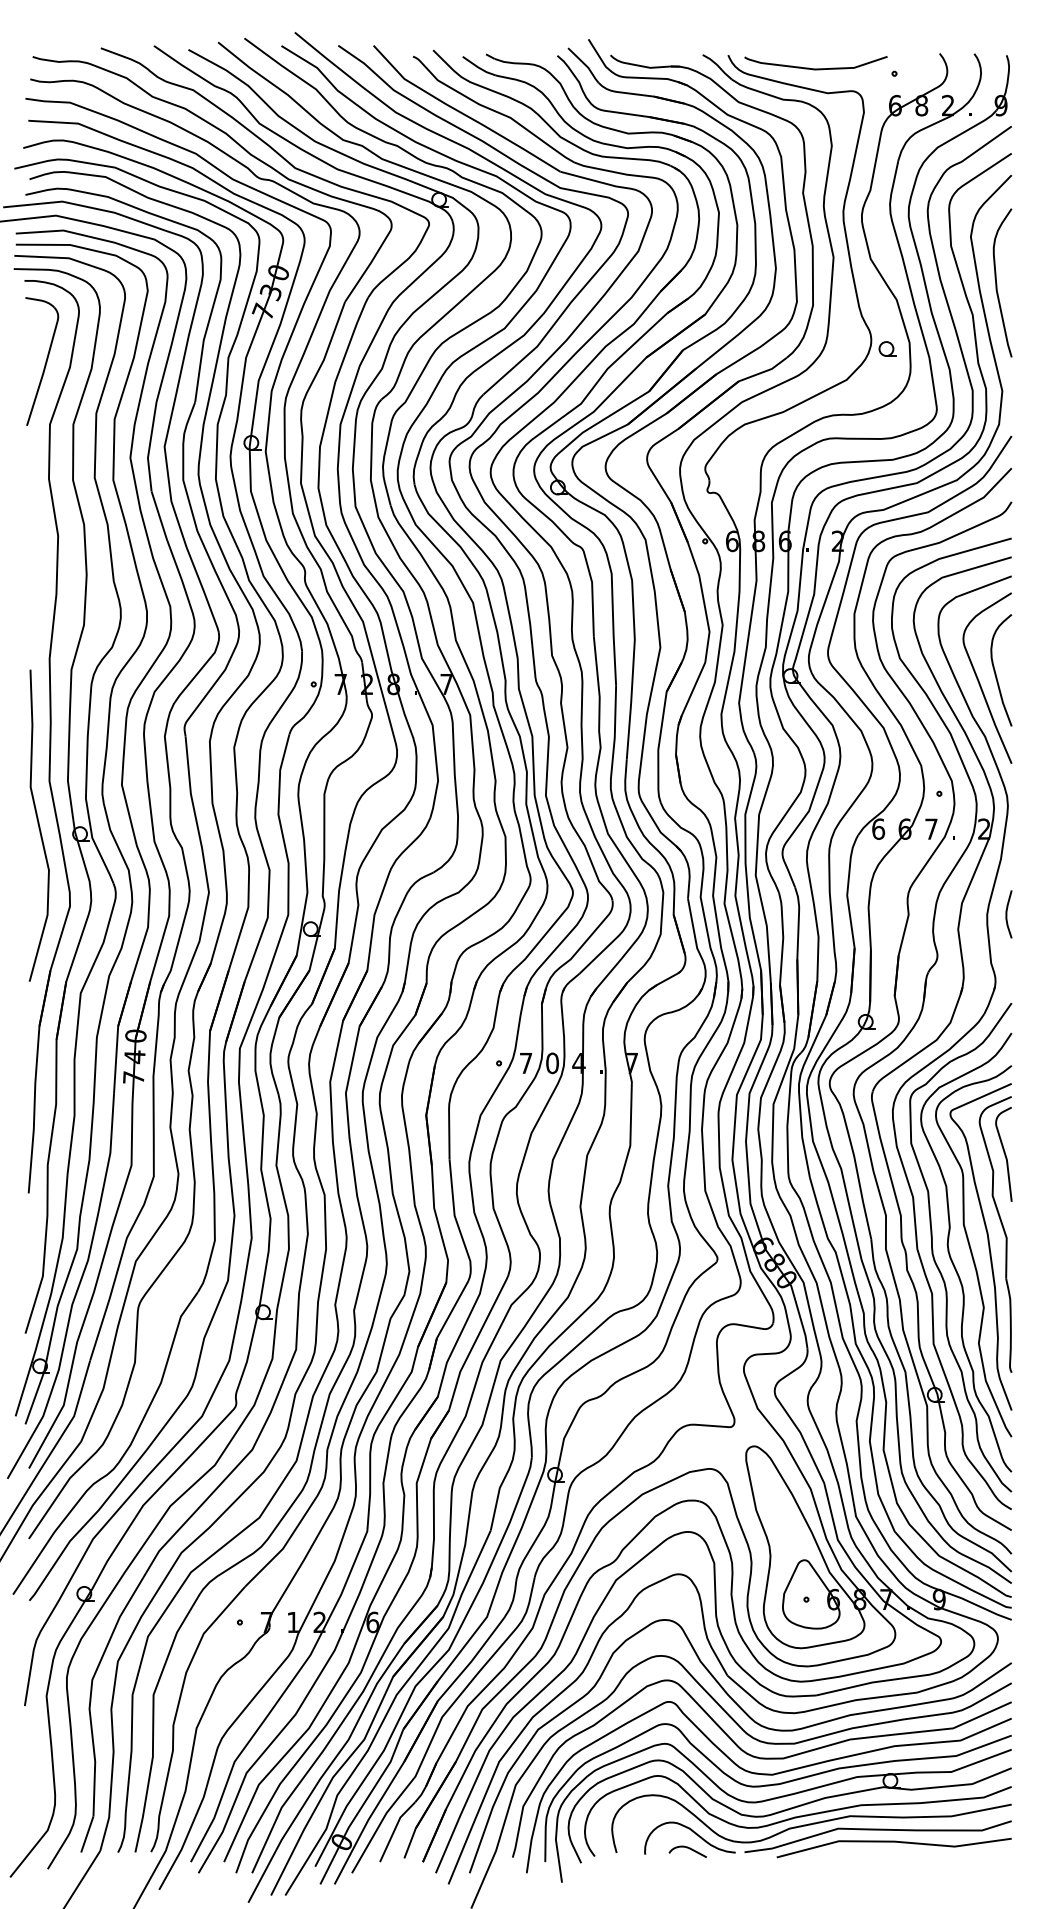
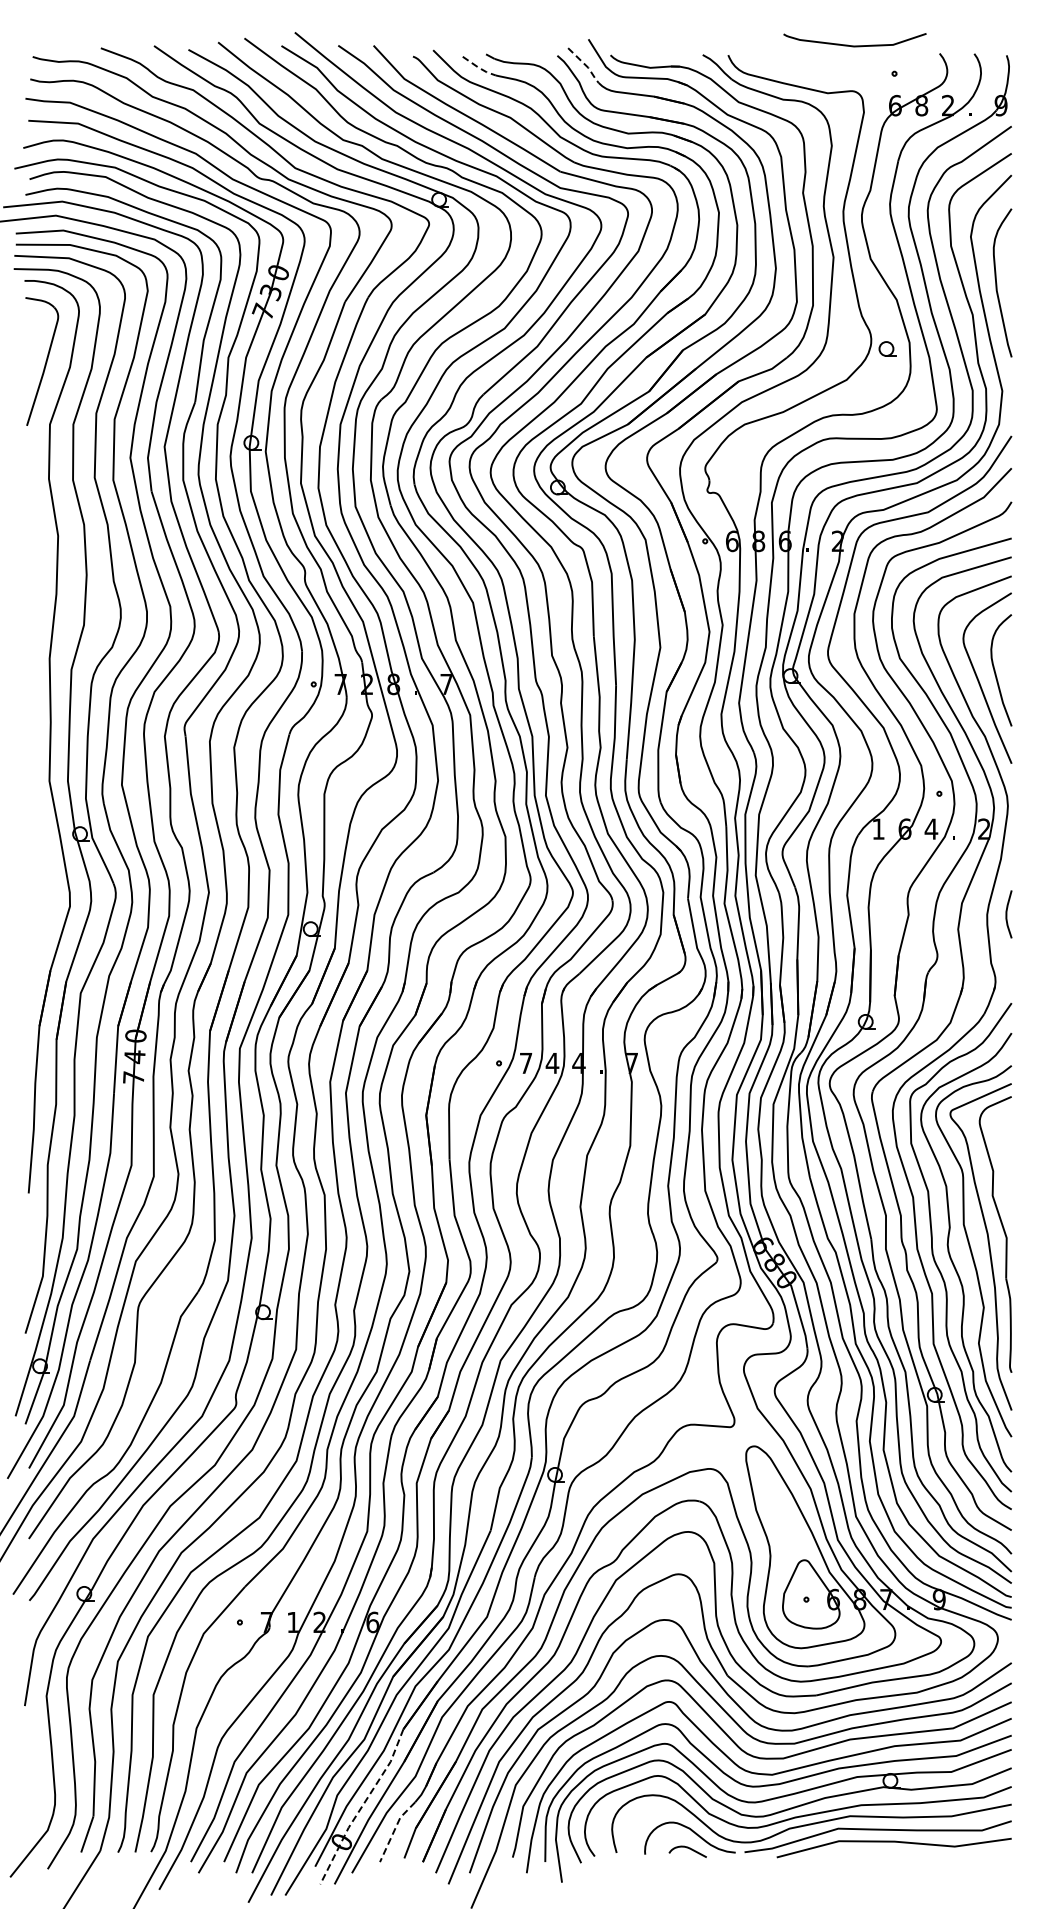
line: solid -> dashed (585, 65)
line: solid -> dashed (479, 67)
curve position: (815, 68) -> (854, 45) (854, 45)
curve: present -> none (38, 825)
text: 6 -> 1 (878, 828)
text: 7 -> 4 (931, 828)
text: 0 -> 4 (552, 1063)
curve: present -> none (1003, 1152)
line: solid -> dashed (361, 1806)
line: solid -> dashed (394, 1830)
